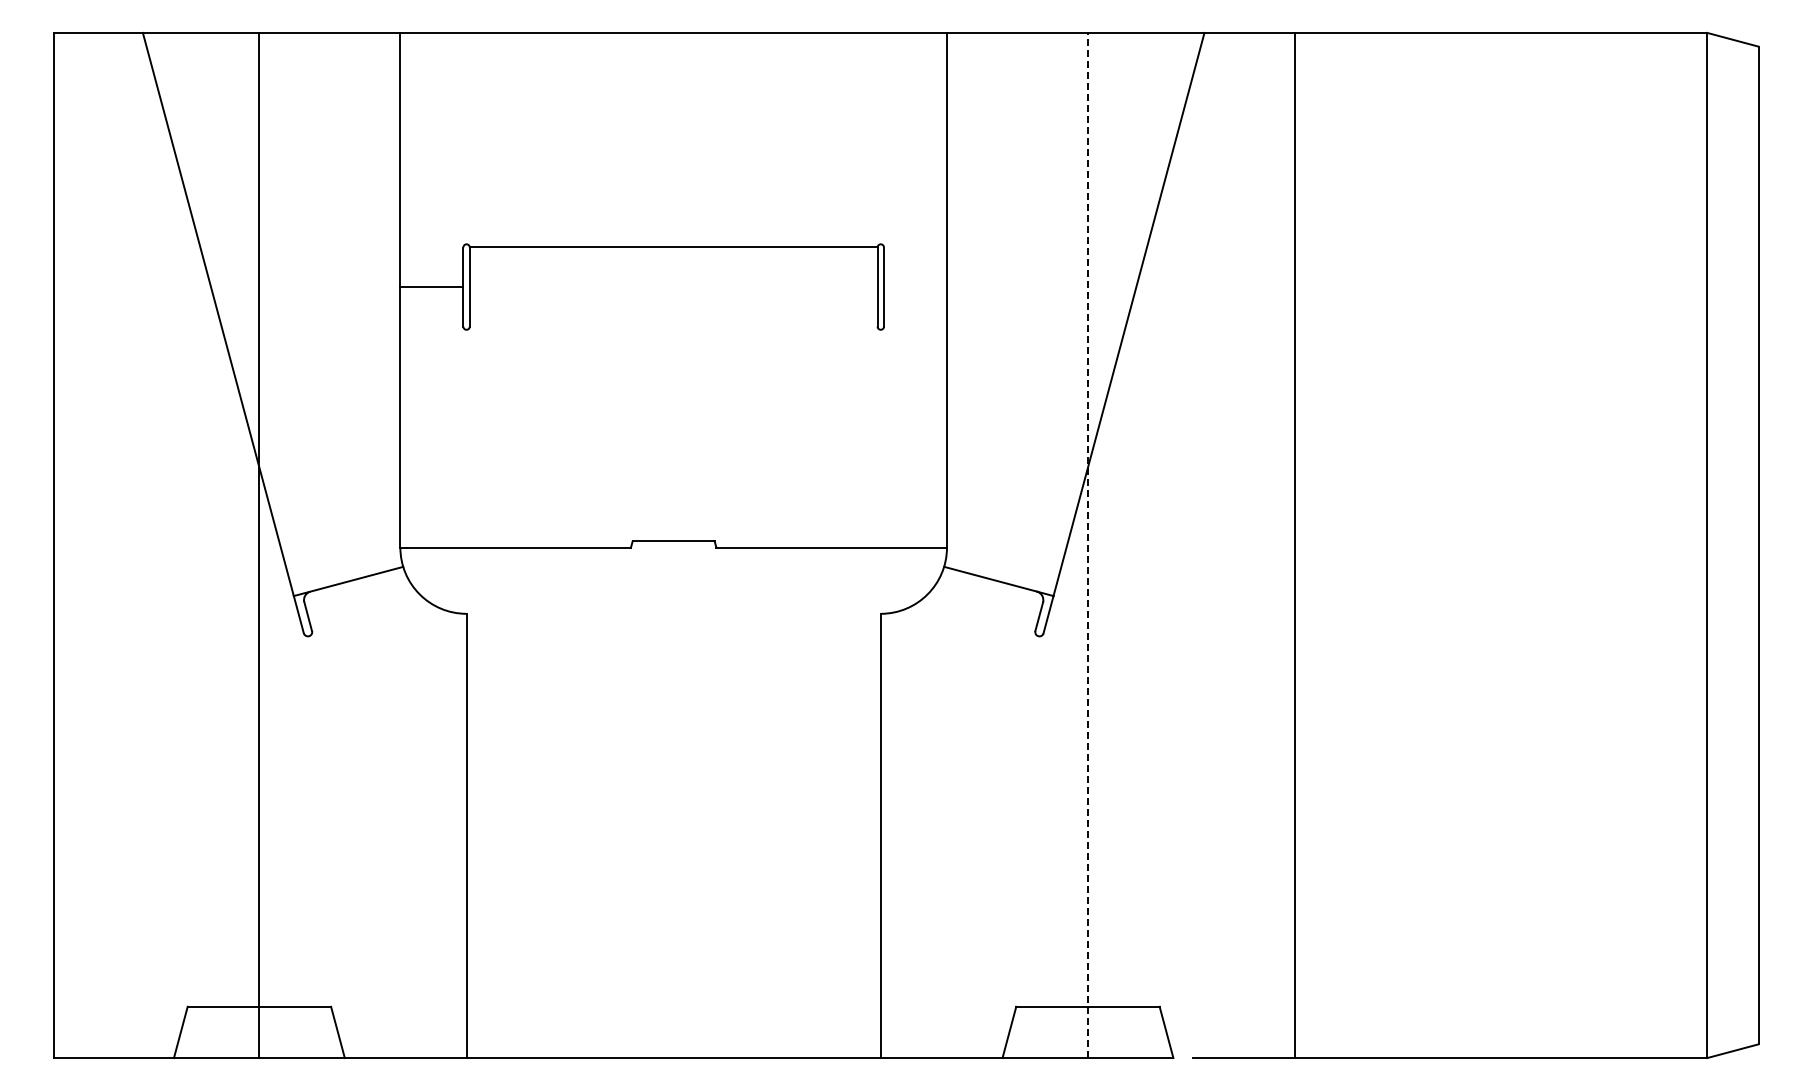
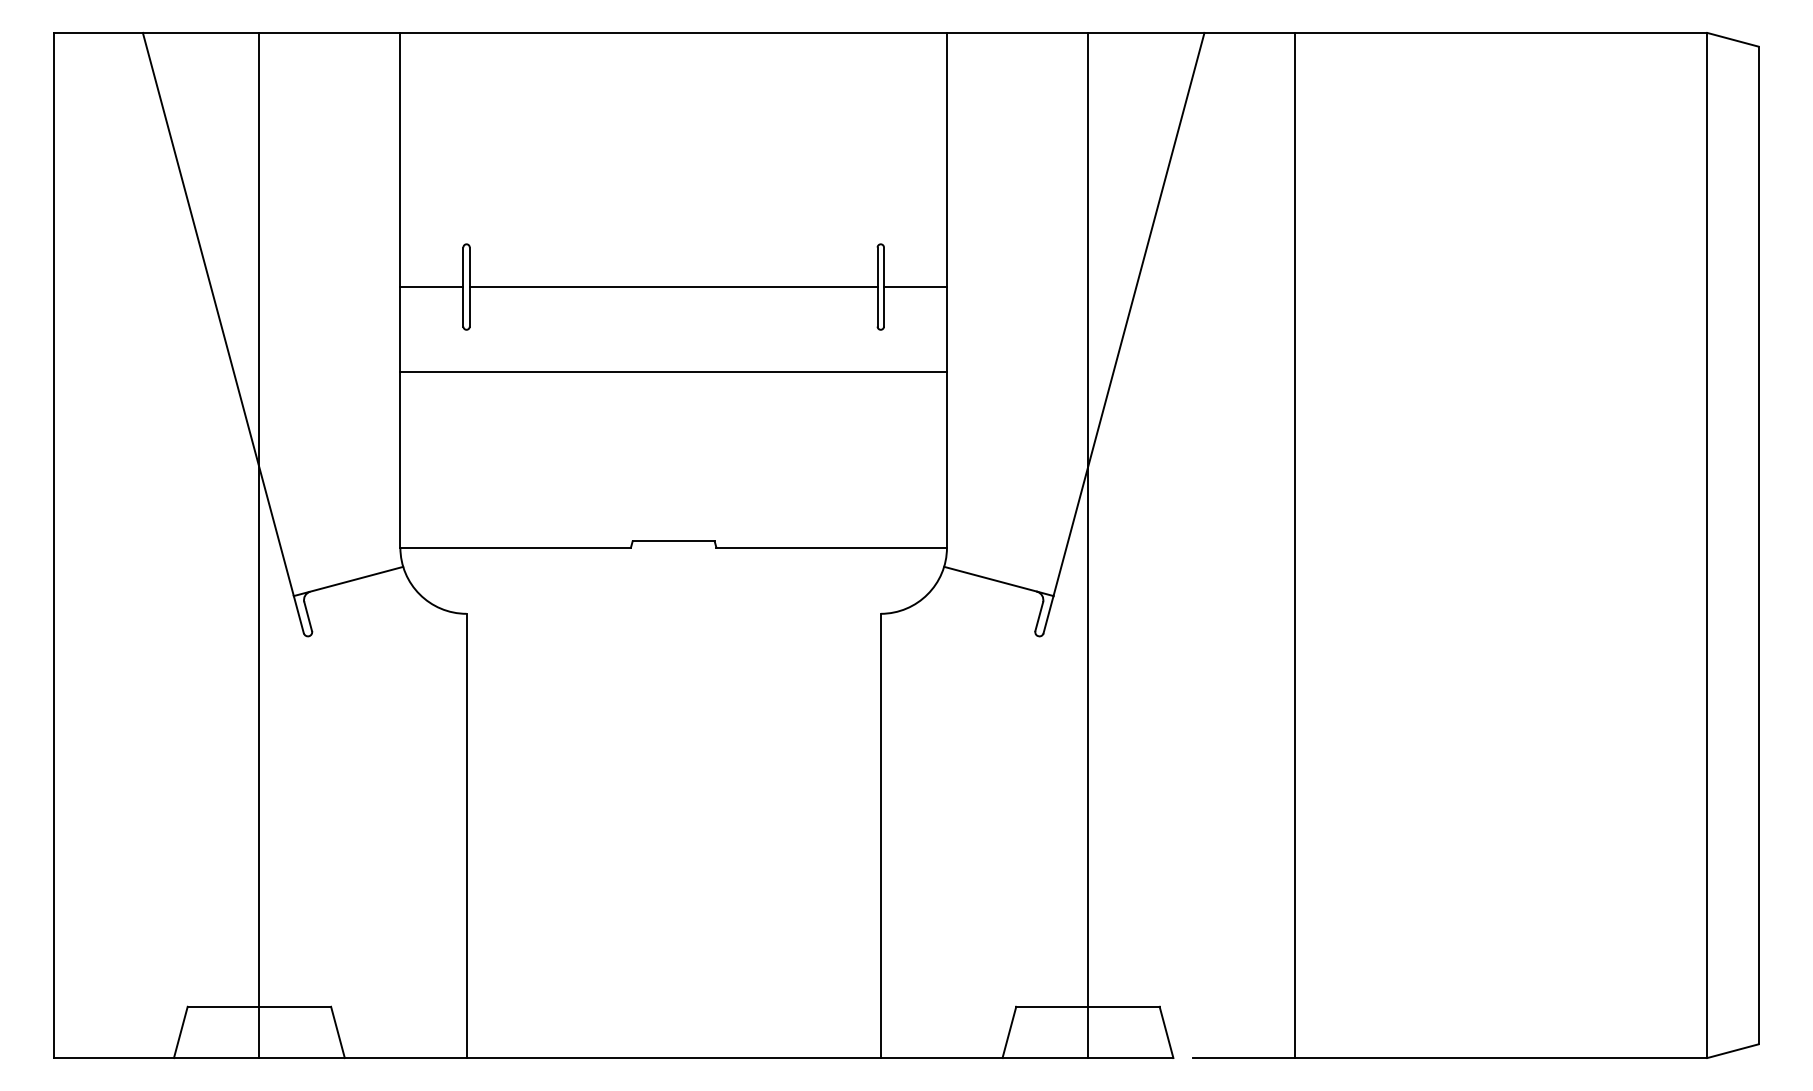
line position: (673, 247) -> (673, 287) (673, 287)
line: none -> present (915, 287)
line: none -> present (673, 372)
line: dashed -> solid (1087, 545)
